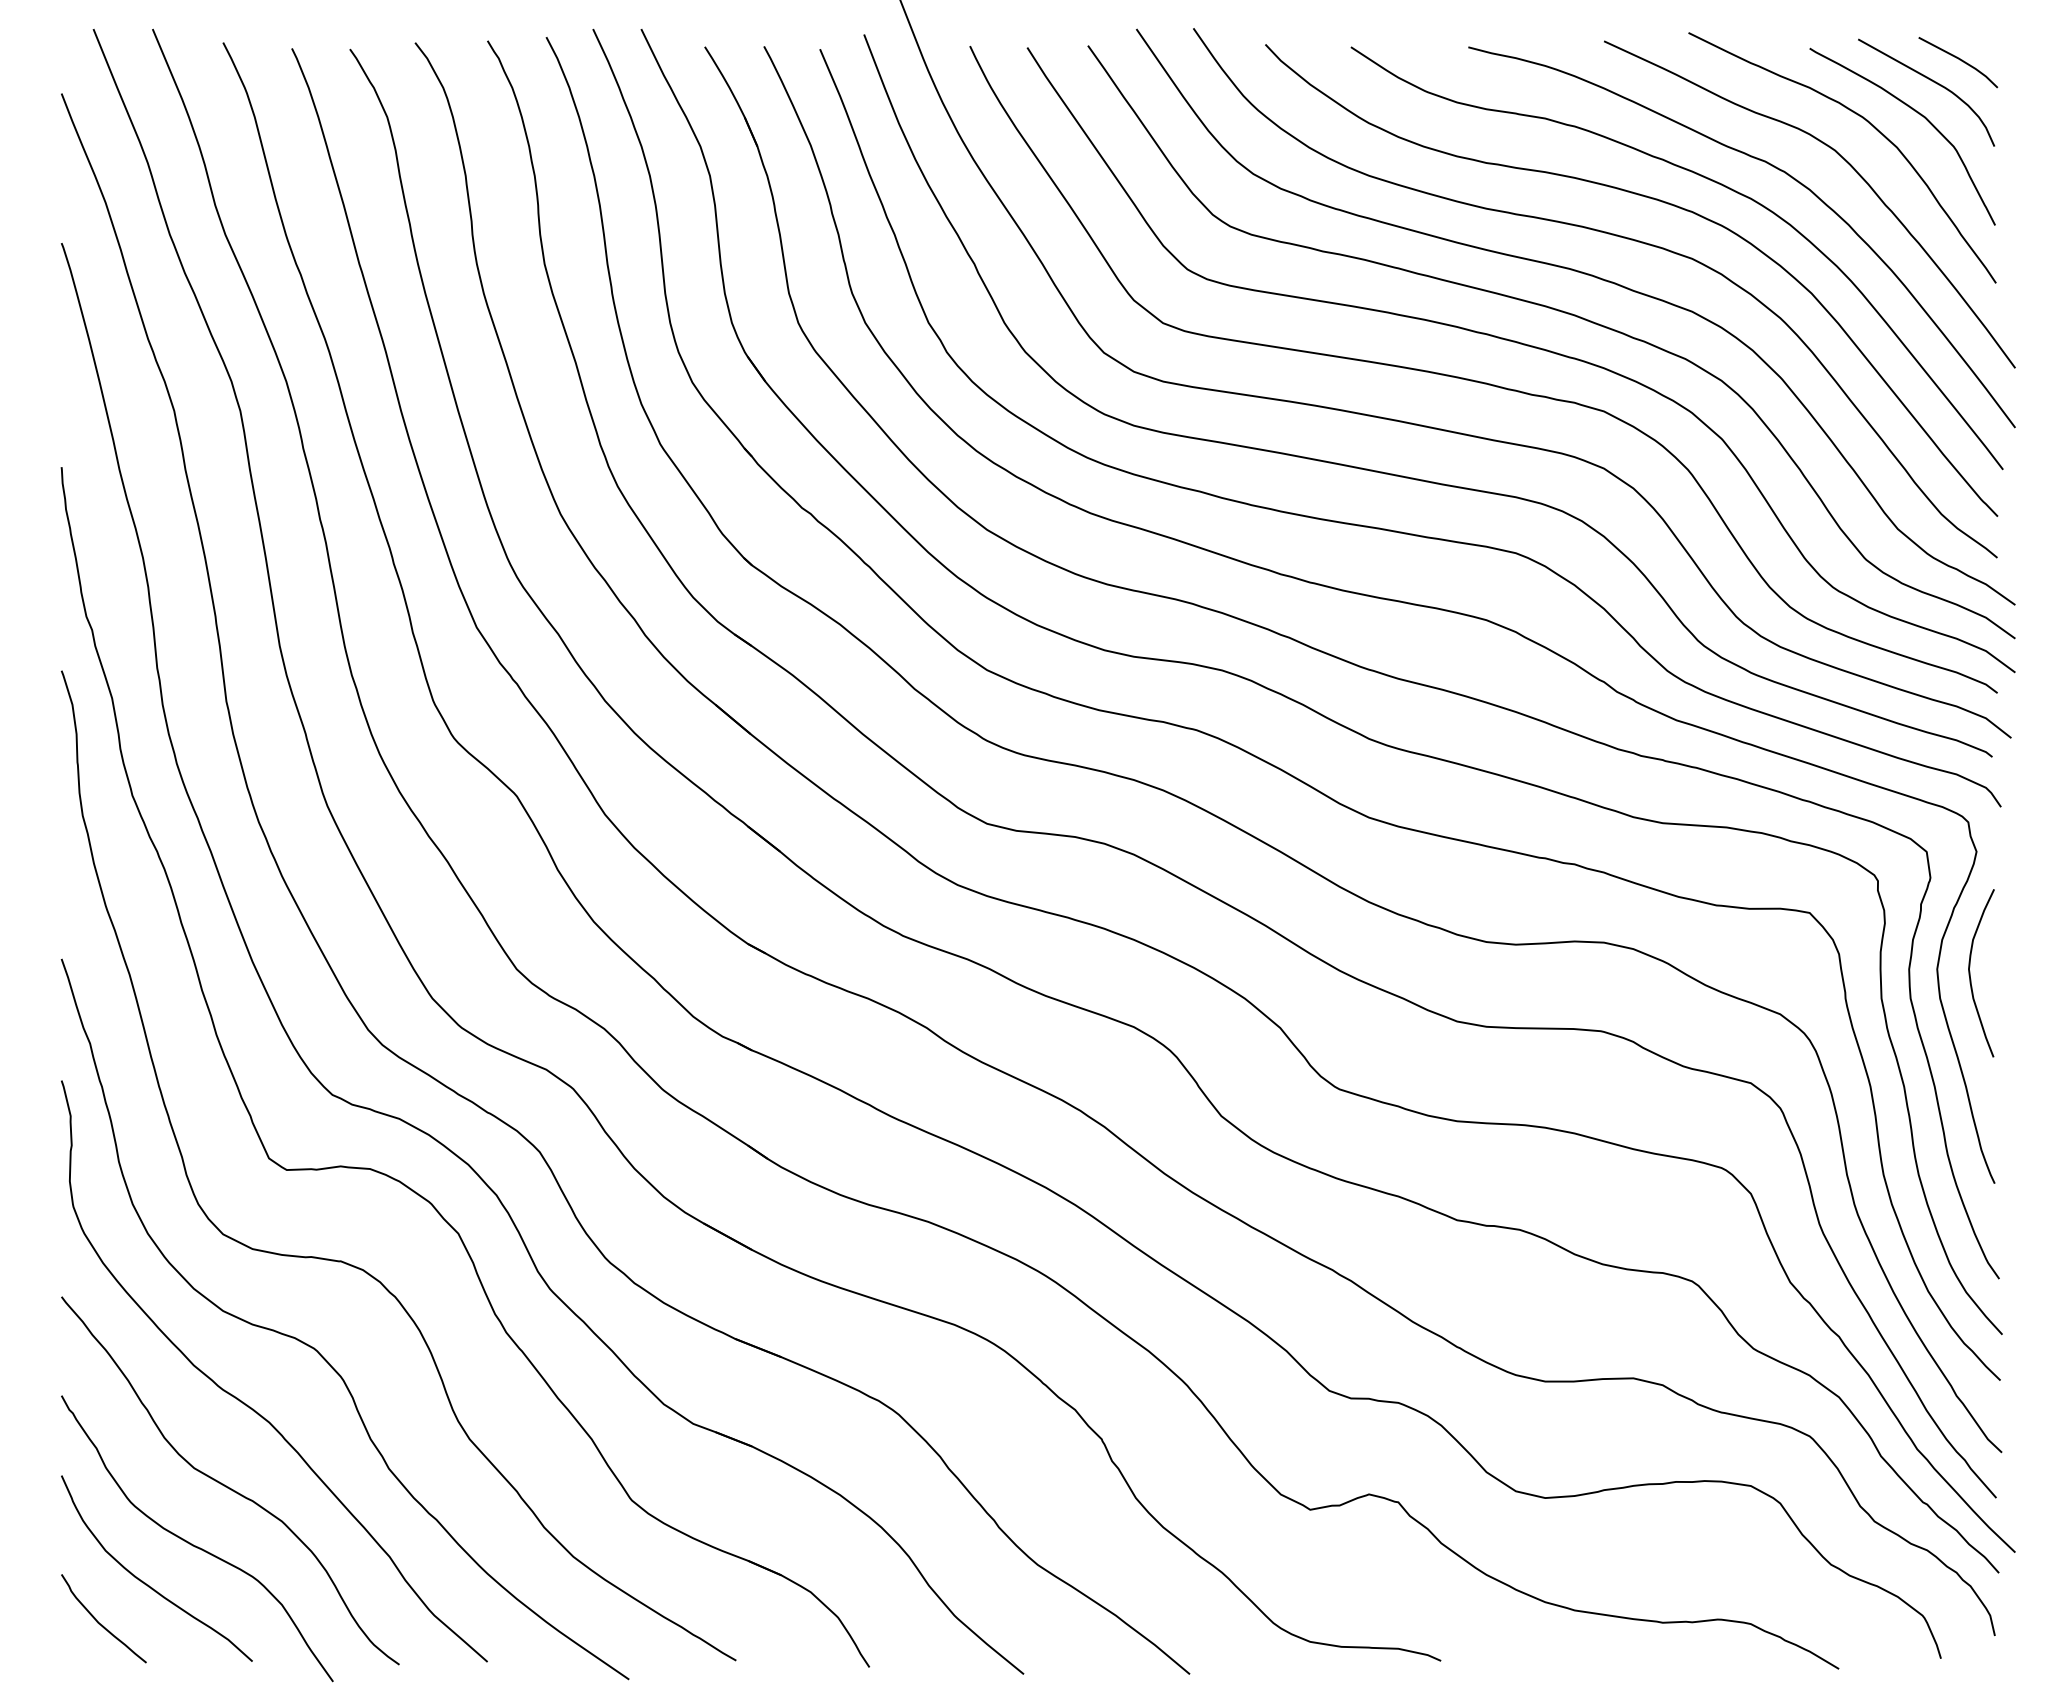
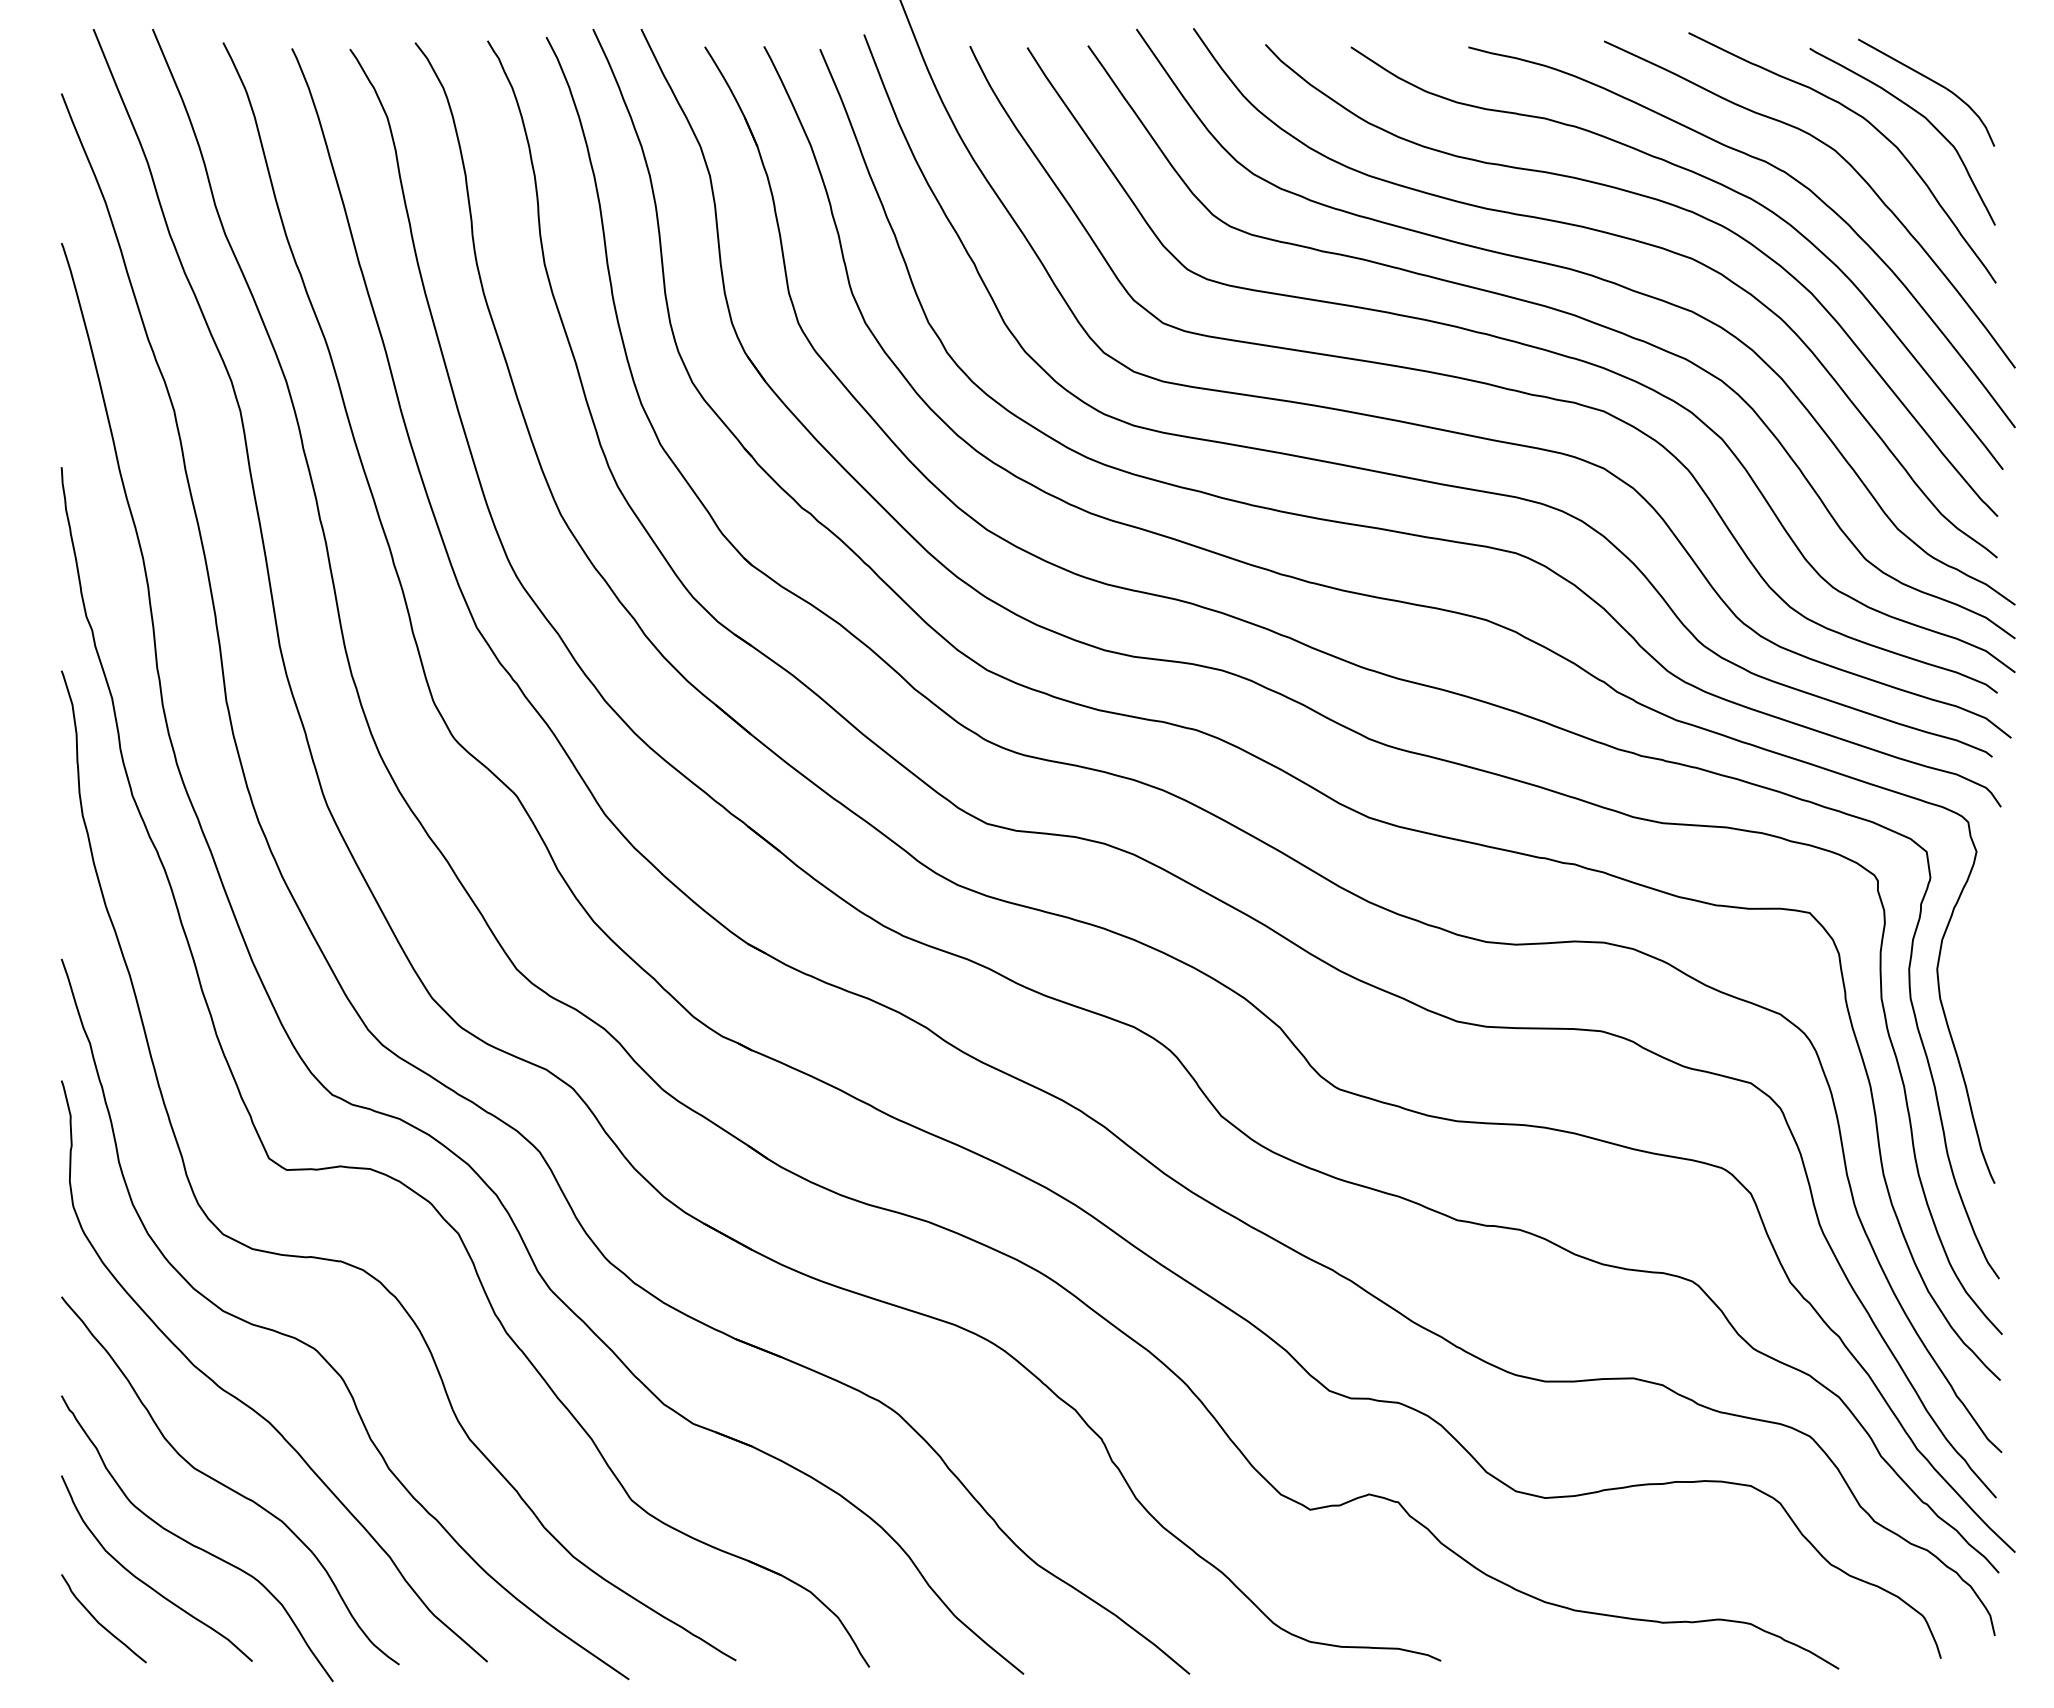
line: present -> none (1959, 60)
curve: present -> none (1970, 973)
